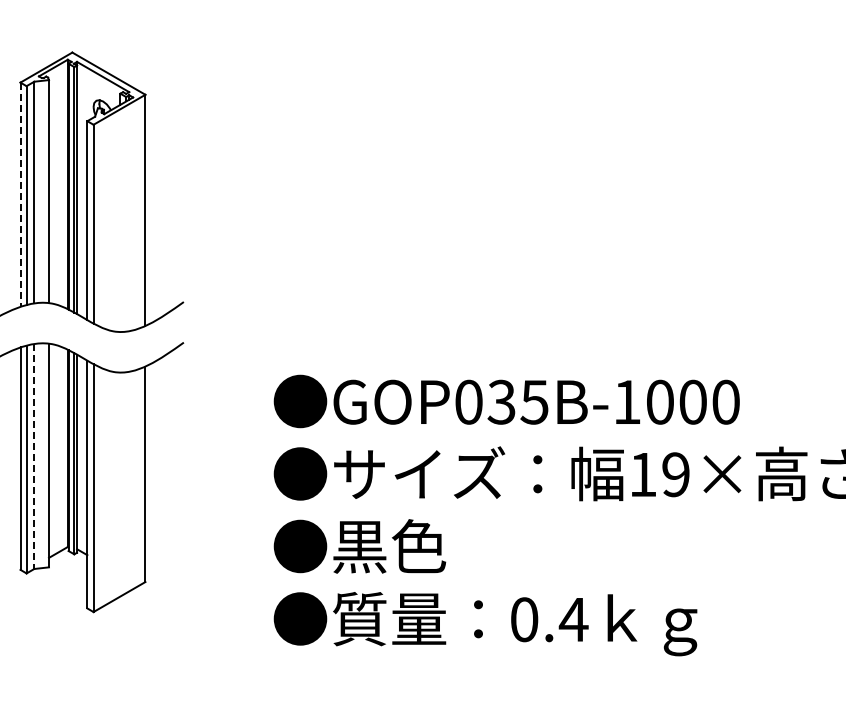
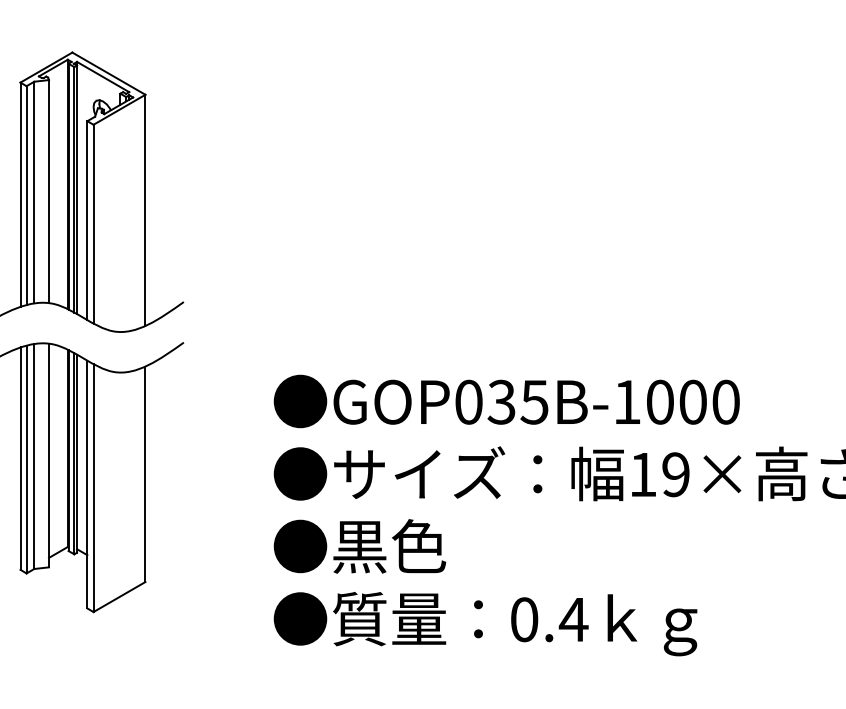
line: dashed -> solid (20, 195)
line: dashed -> solid (34, 457)
